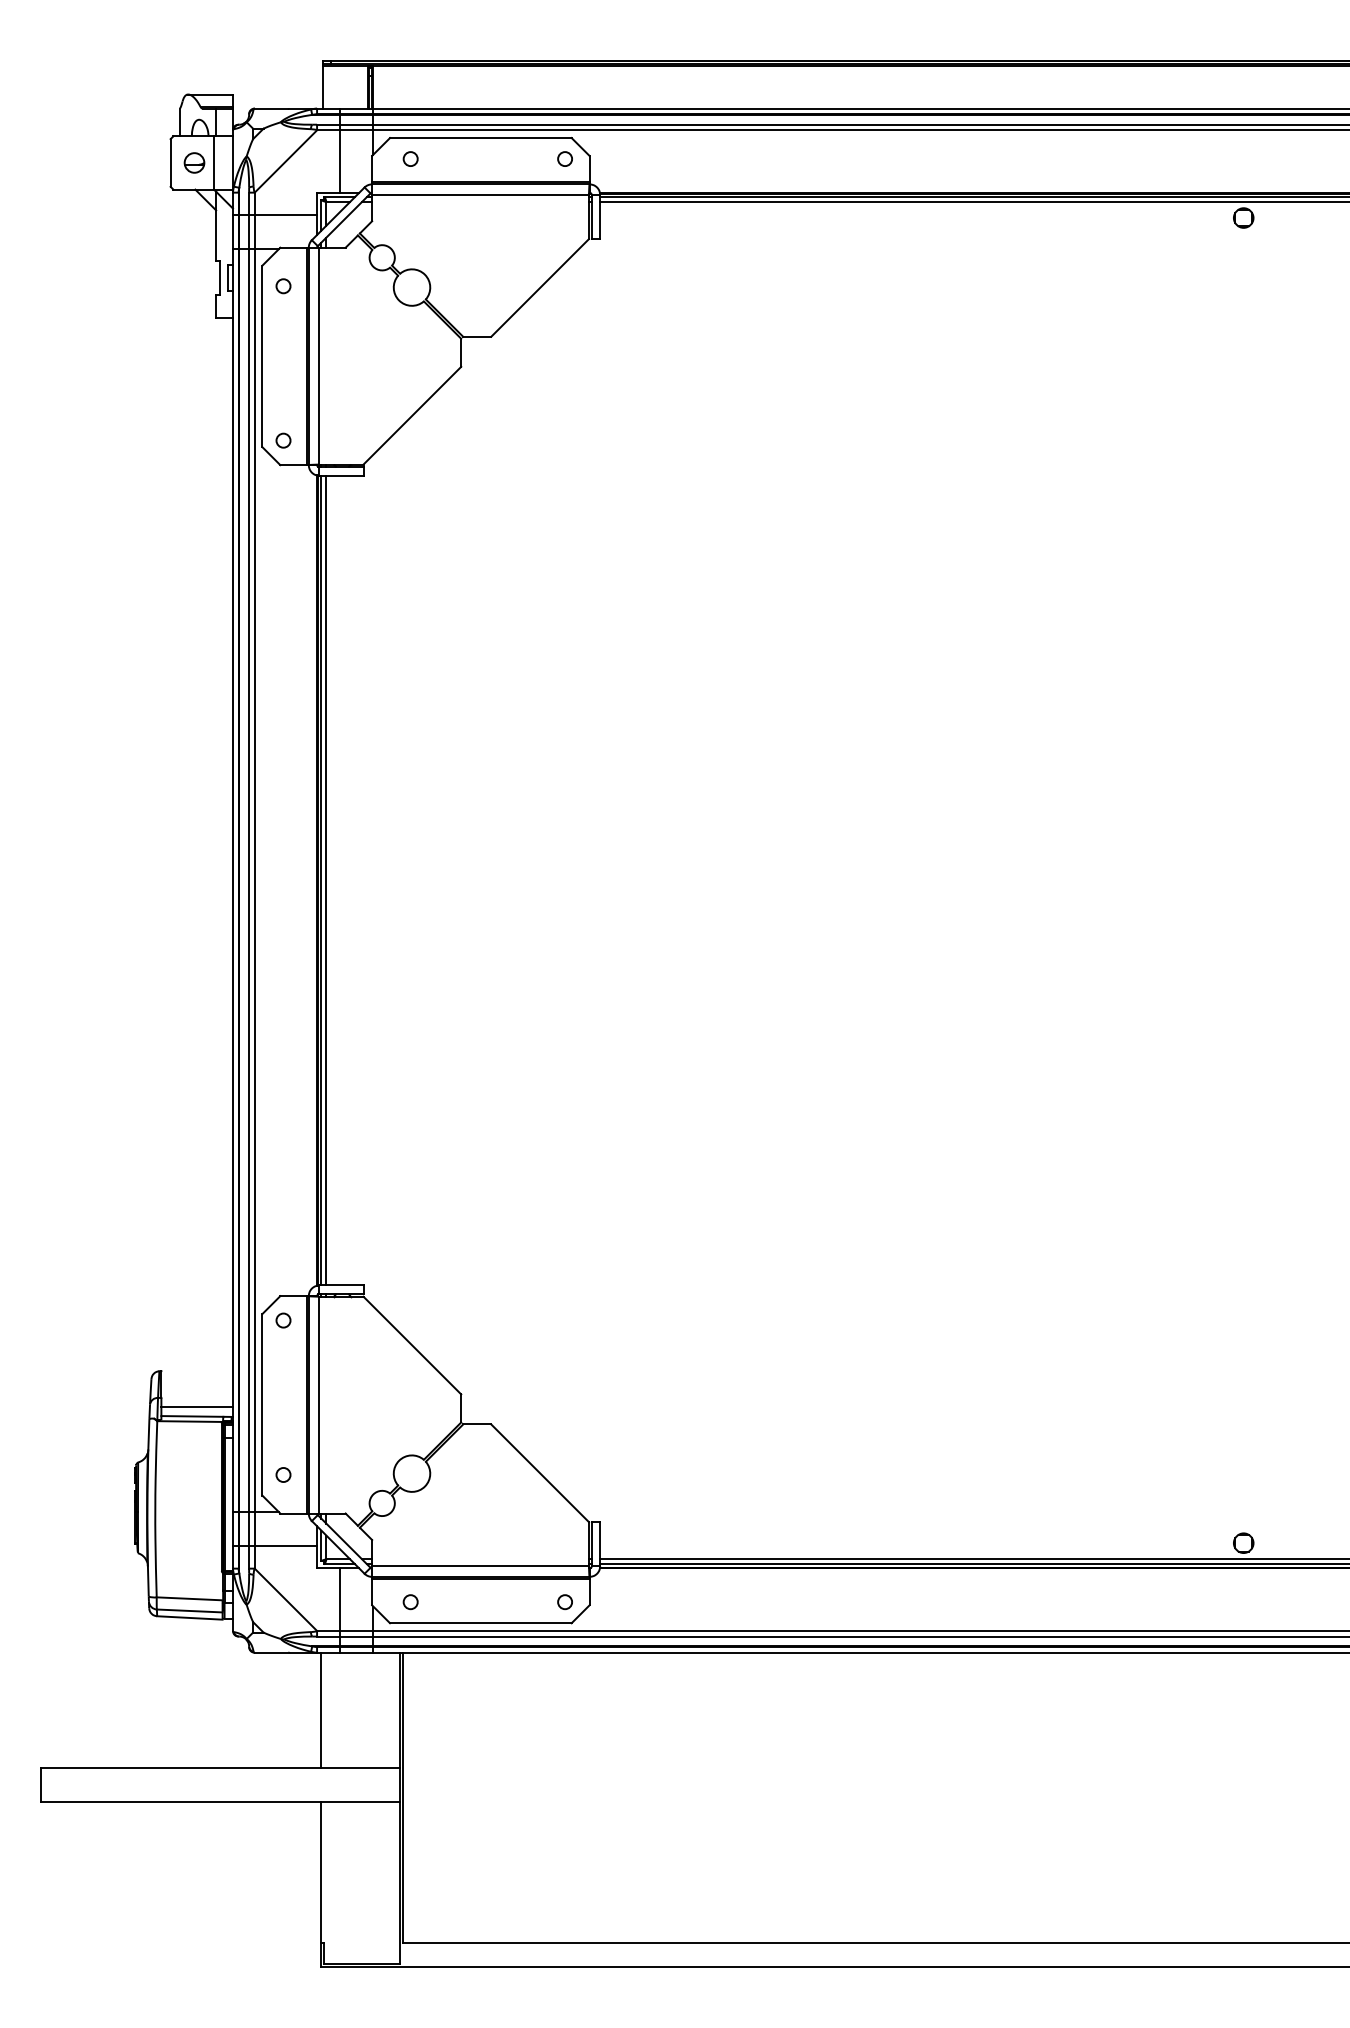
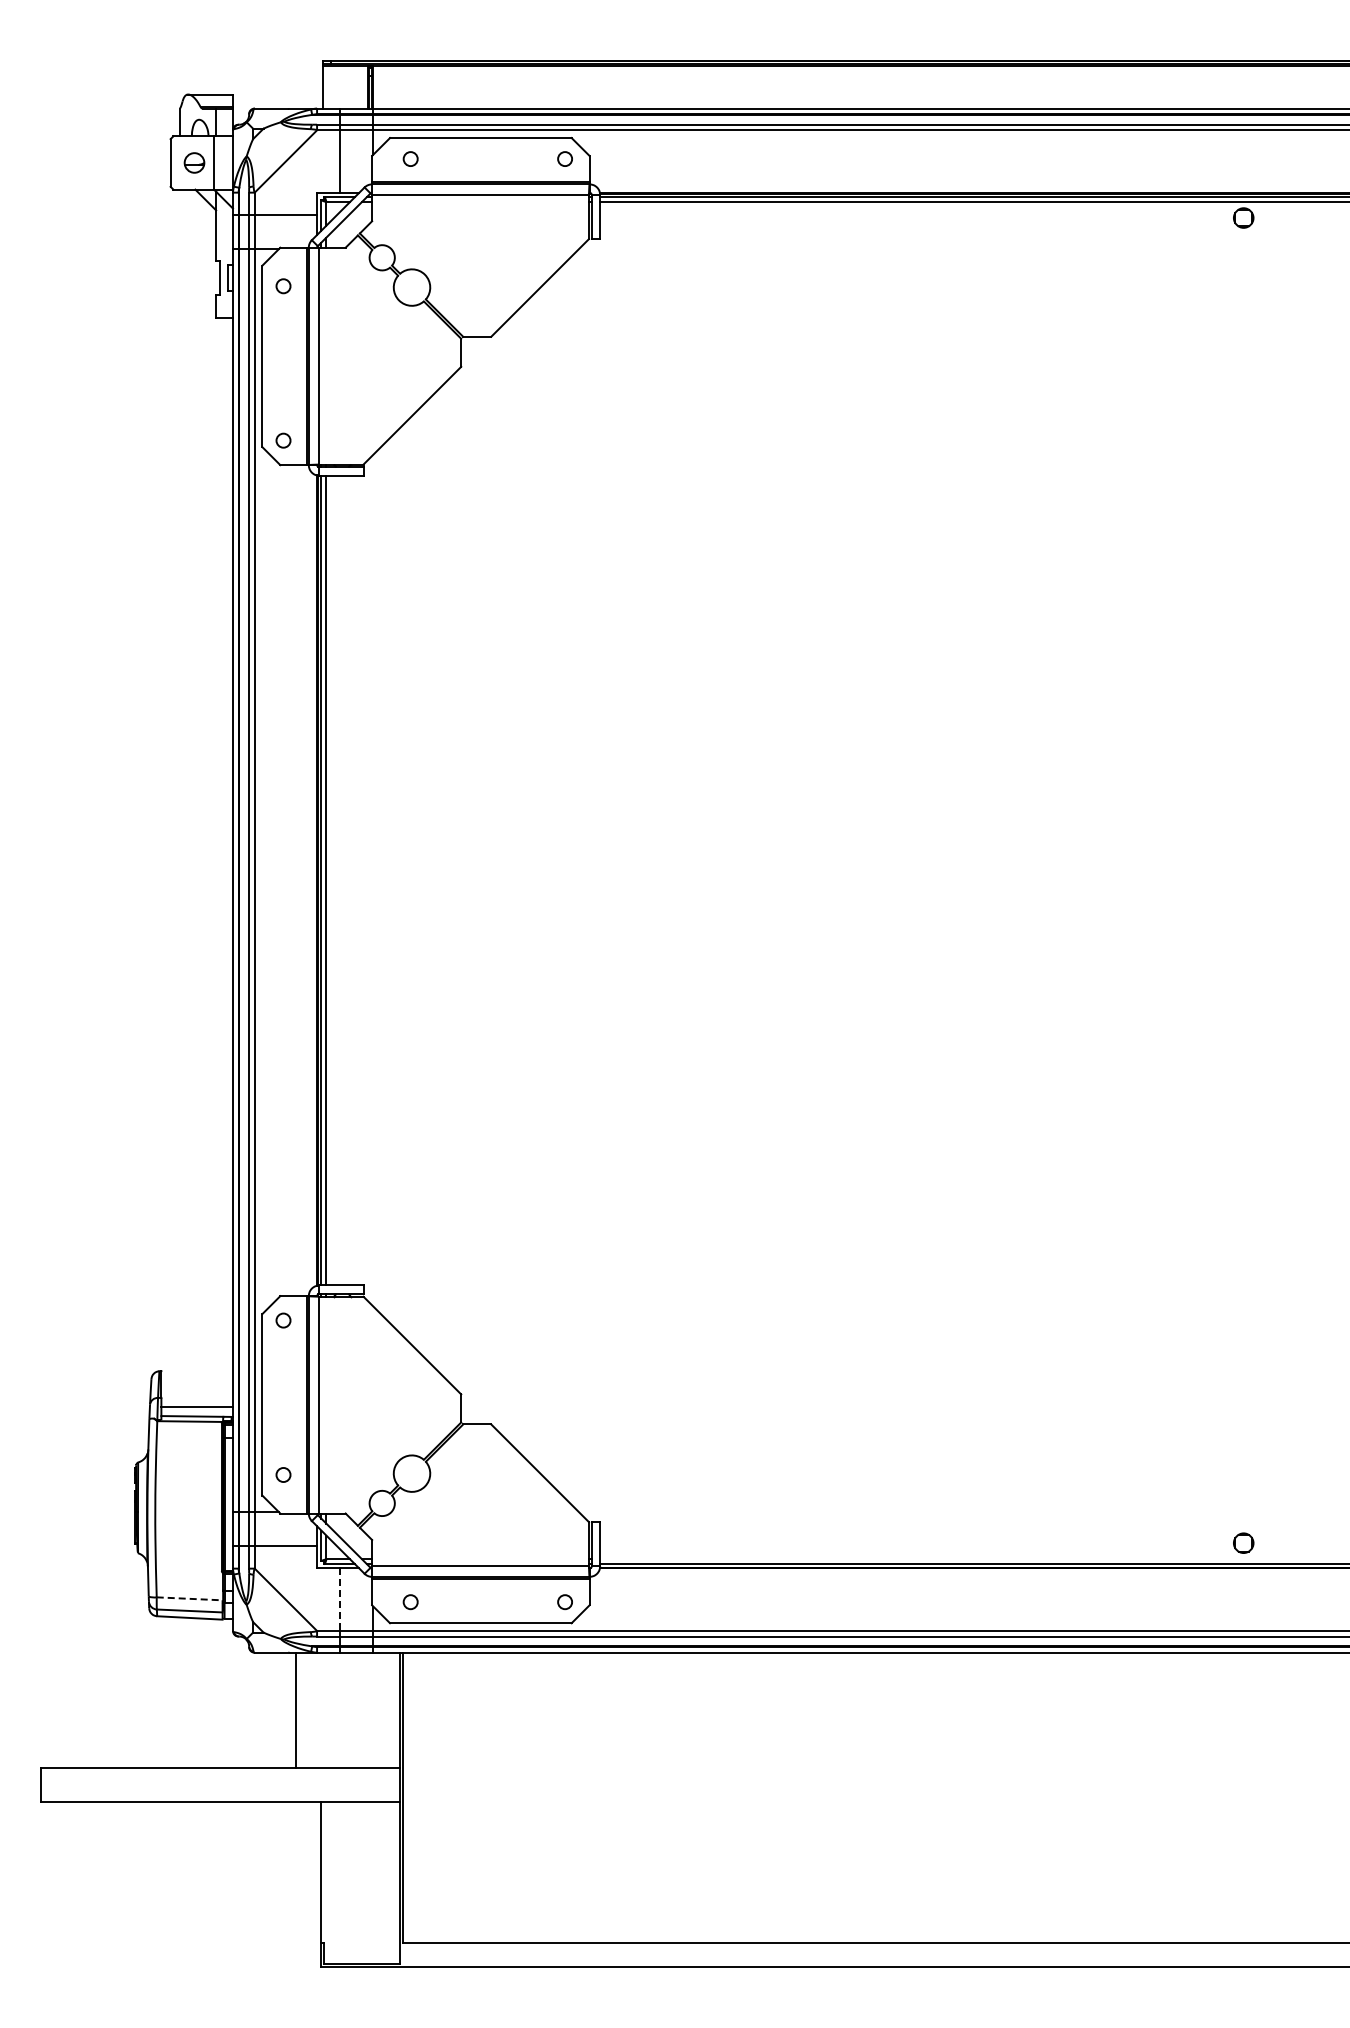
line: present -> none (973, 1559)
line: solid -> dashed (189, 1598)
line: solid -> dashed (339, 1600)
line position: (321, 1709) -> (296, 1709) (296, 1709)
